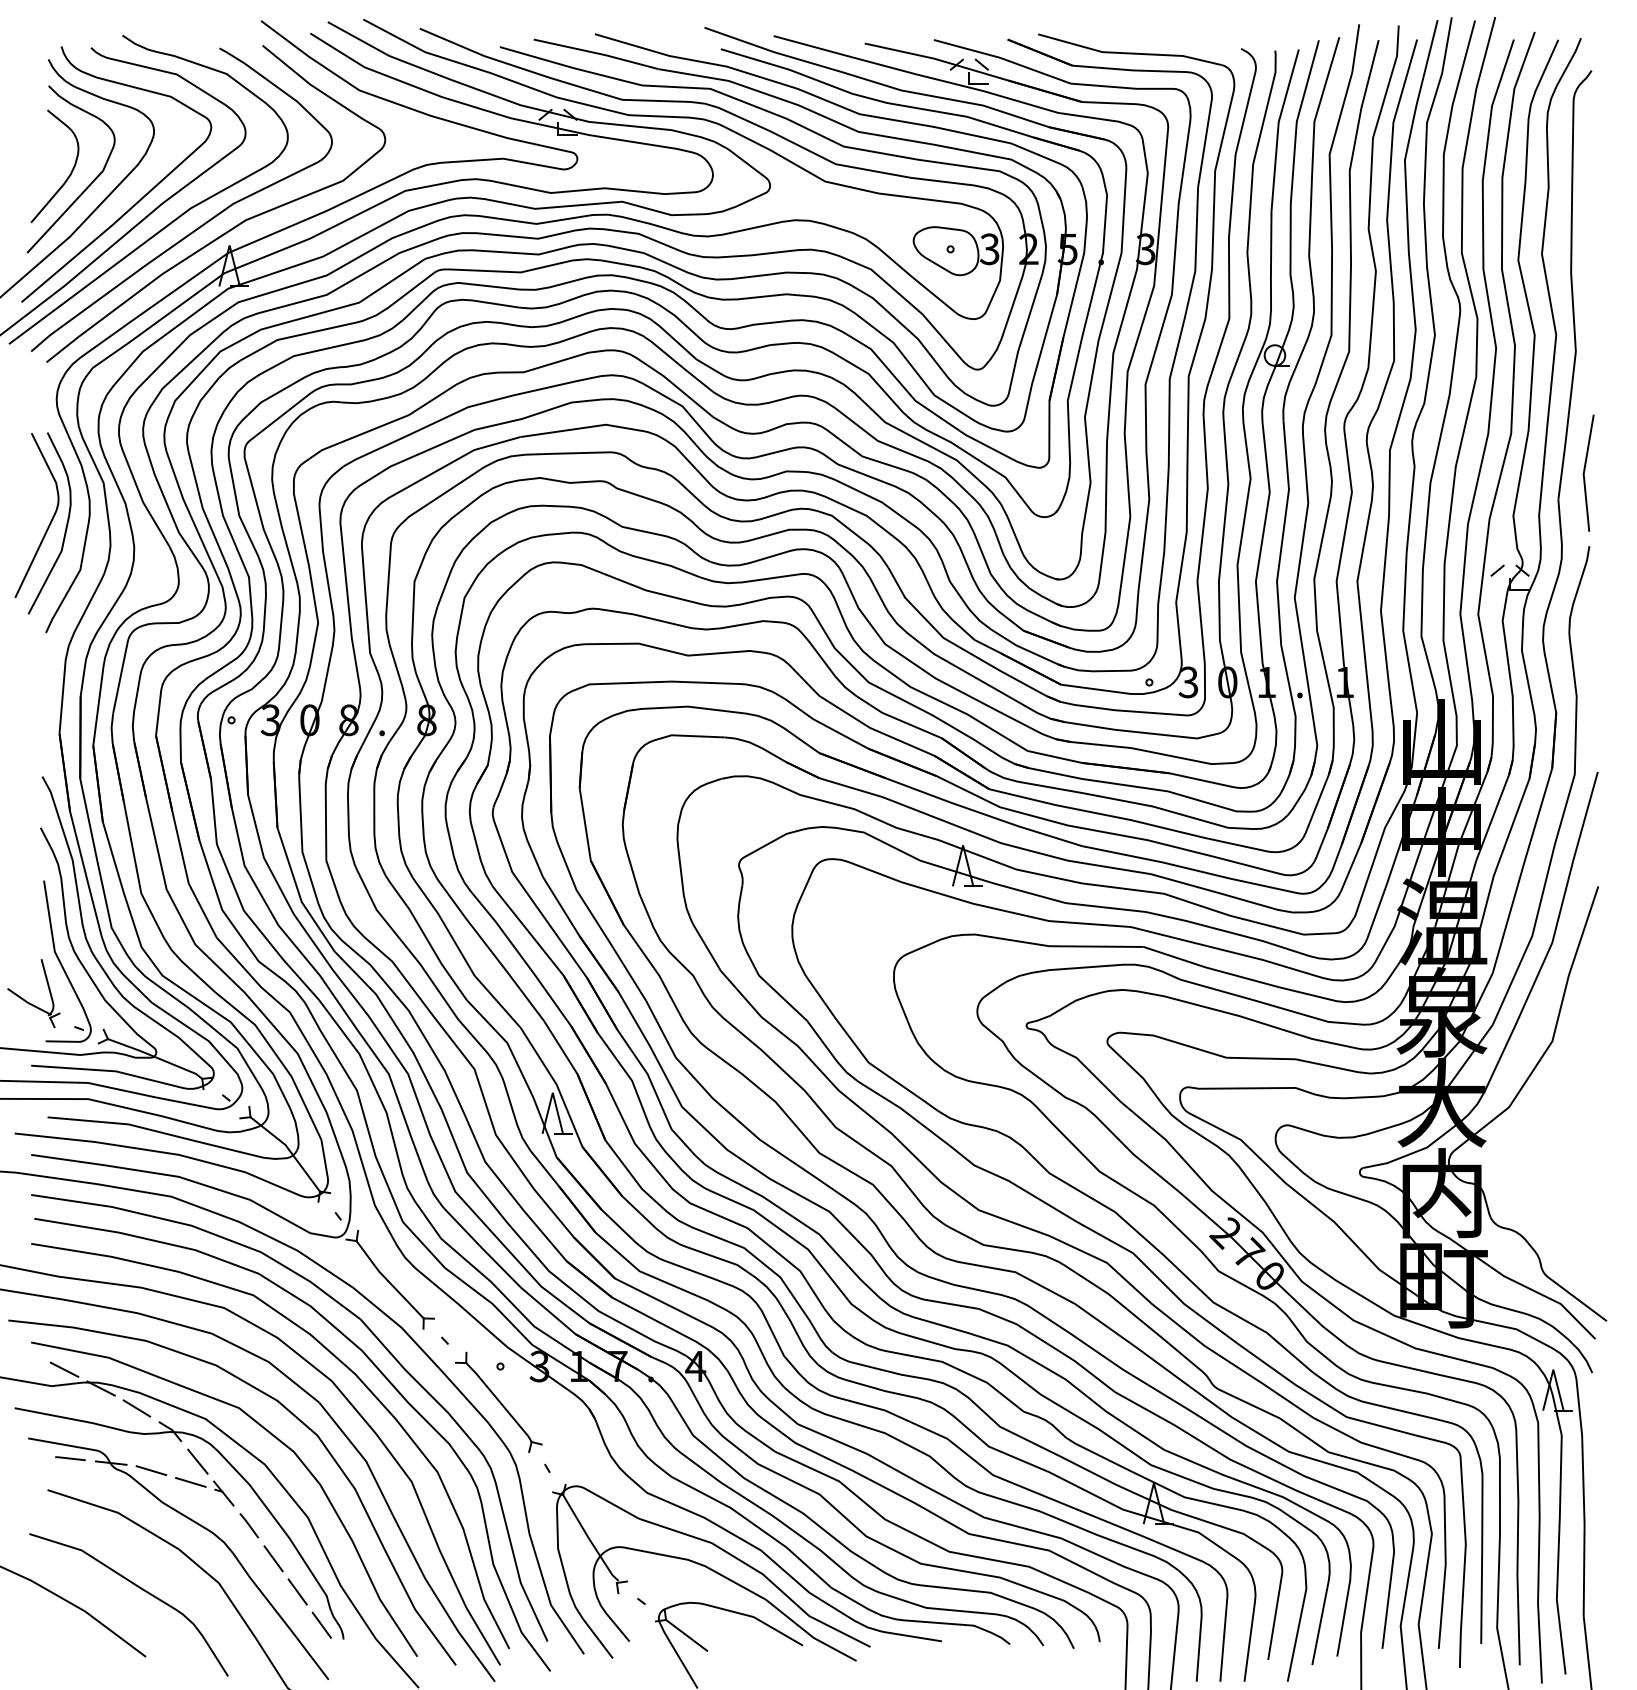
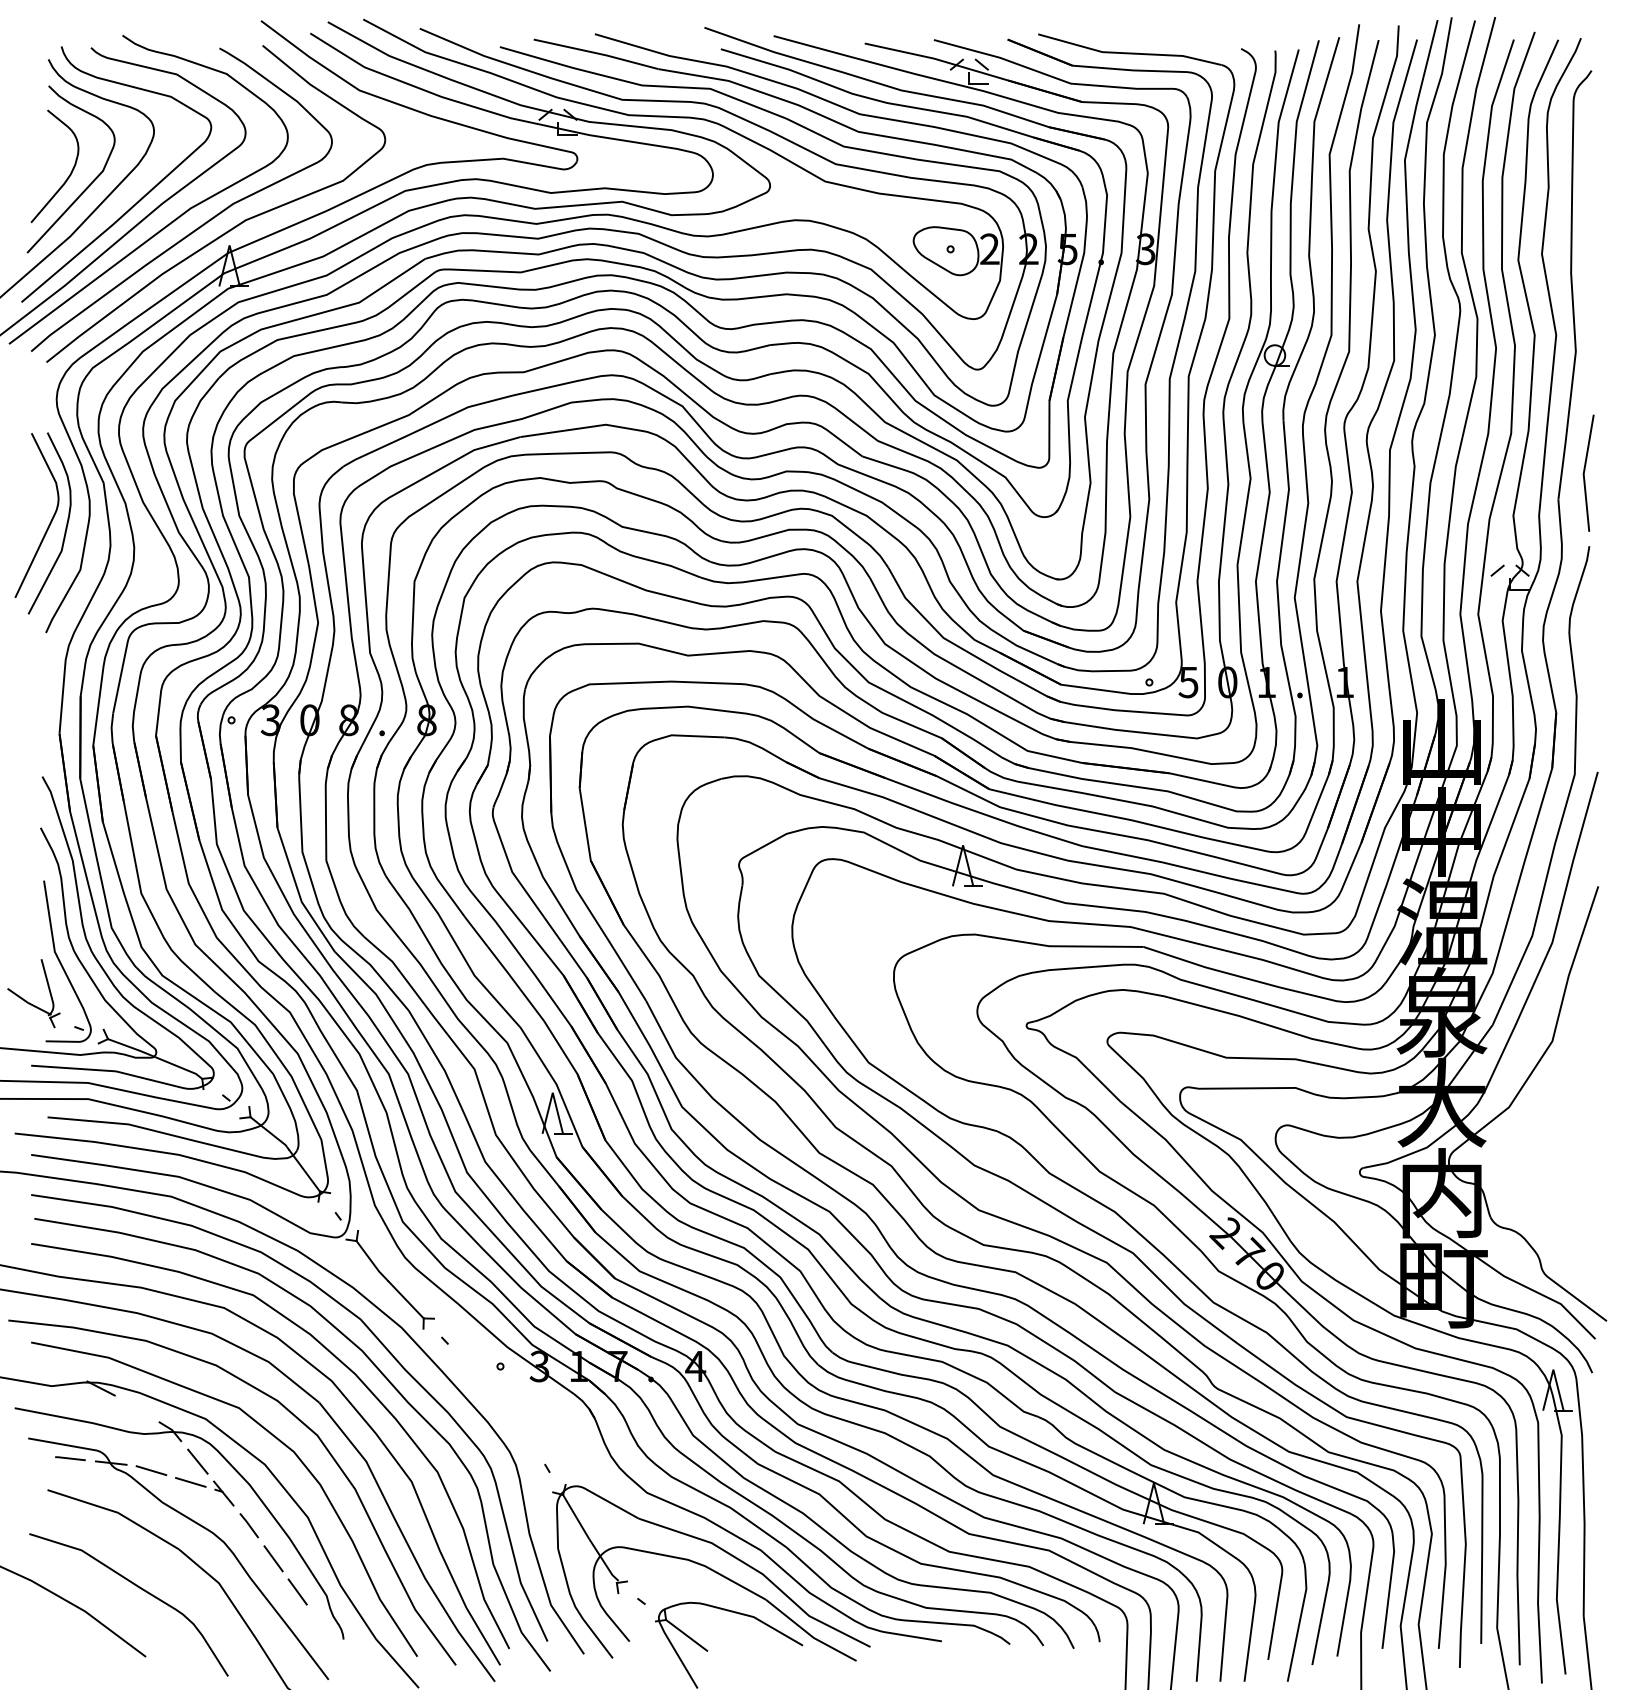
text: 3 -> 2 (989, 249)
text: 3 -> 5 (1188, 681)
line: present -> none (64, 1369)
part: present -> none (498, 1401)
line: present -> none (136, 1408)
line: present -> none (321, 1624)
